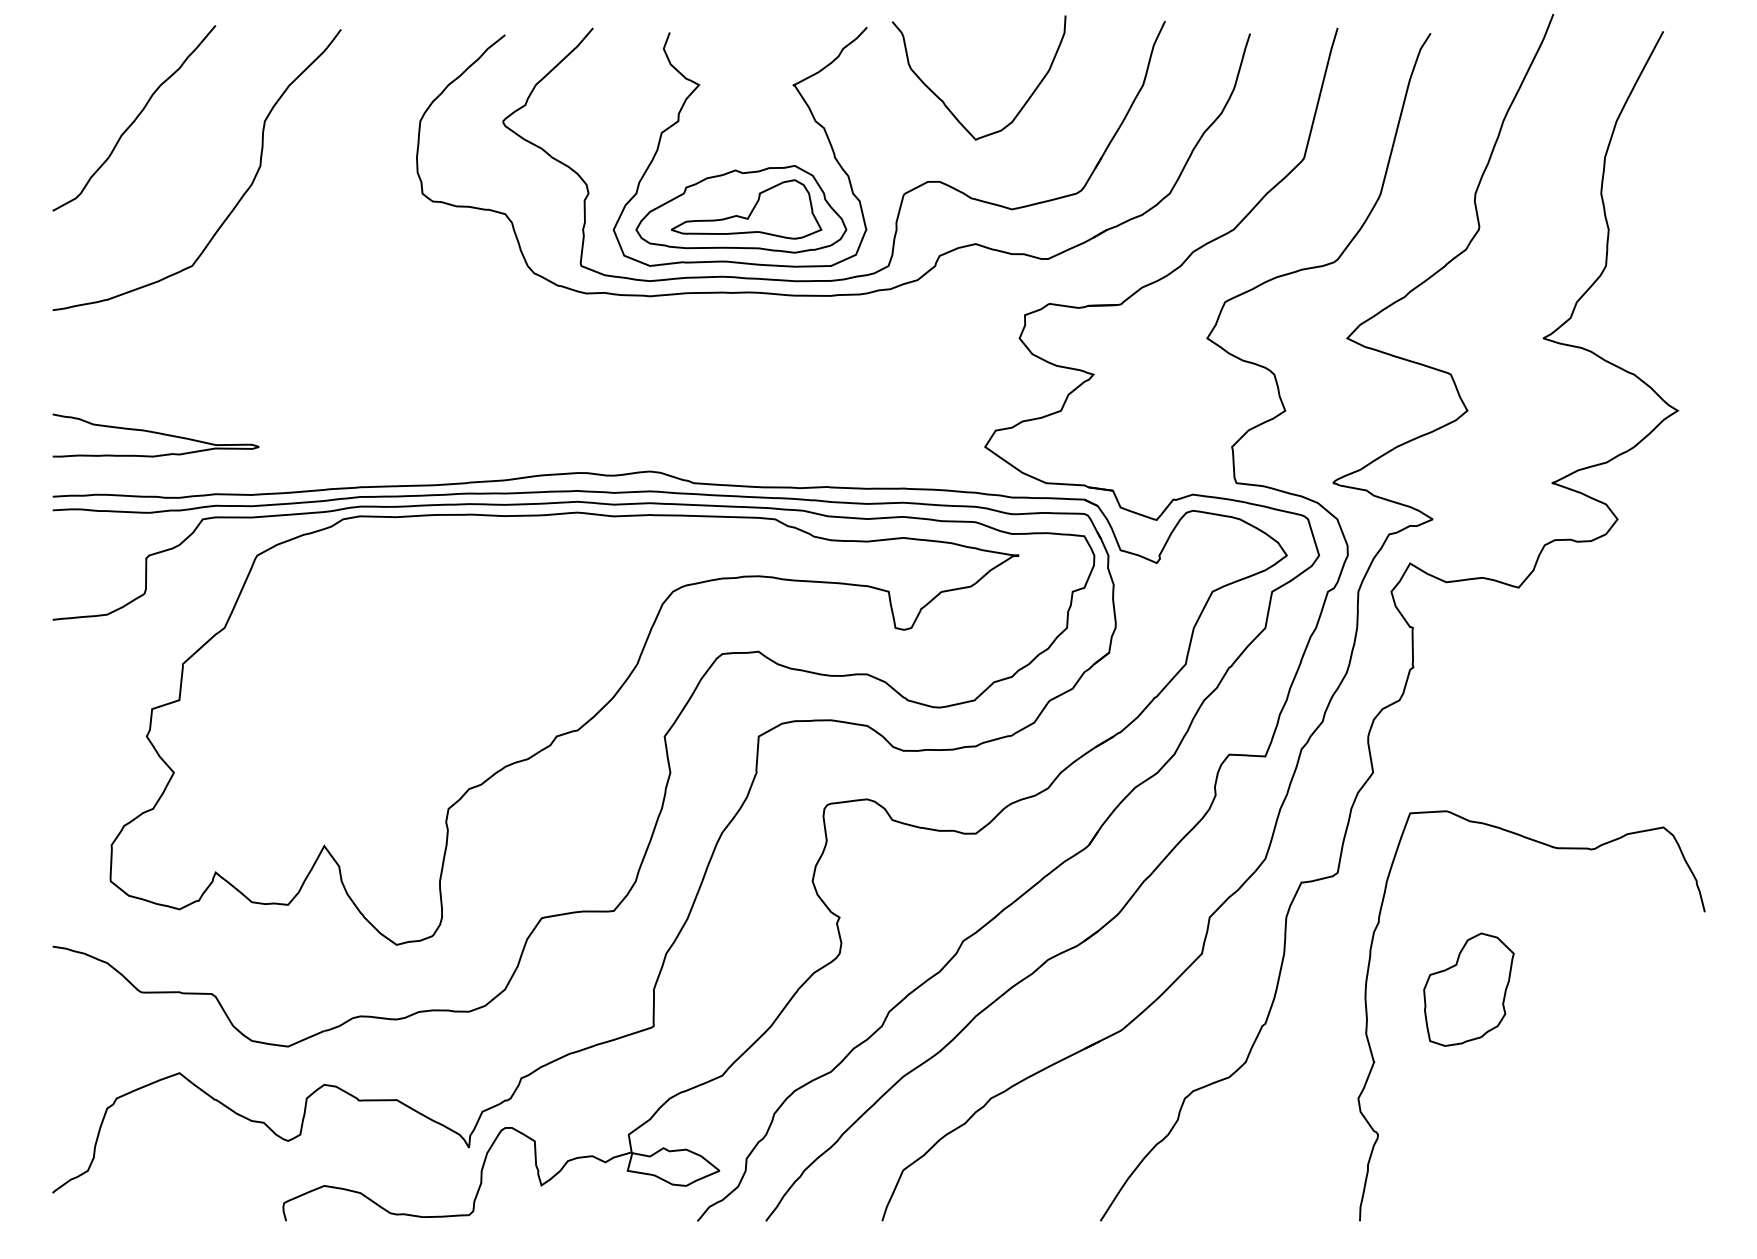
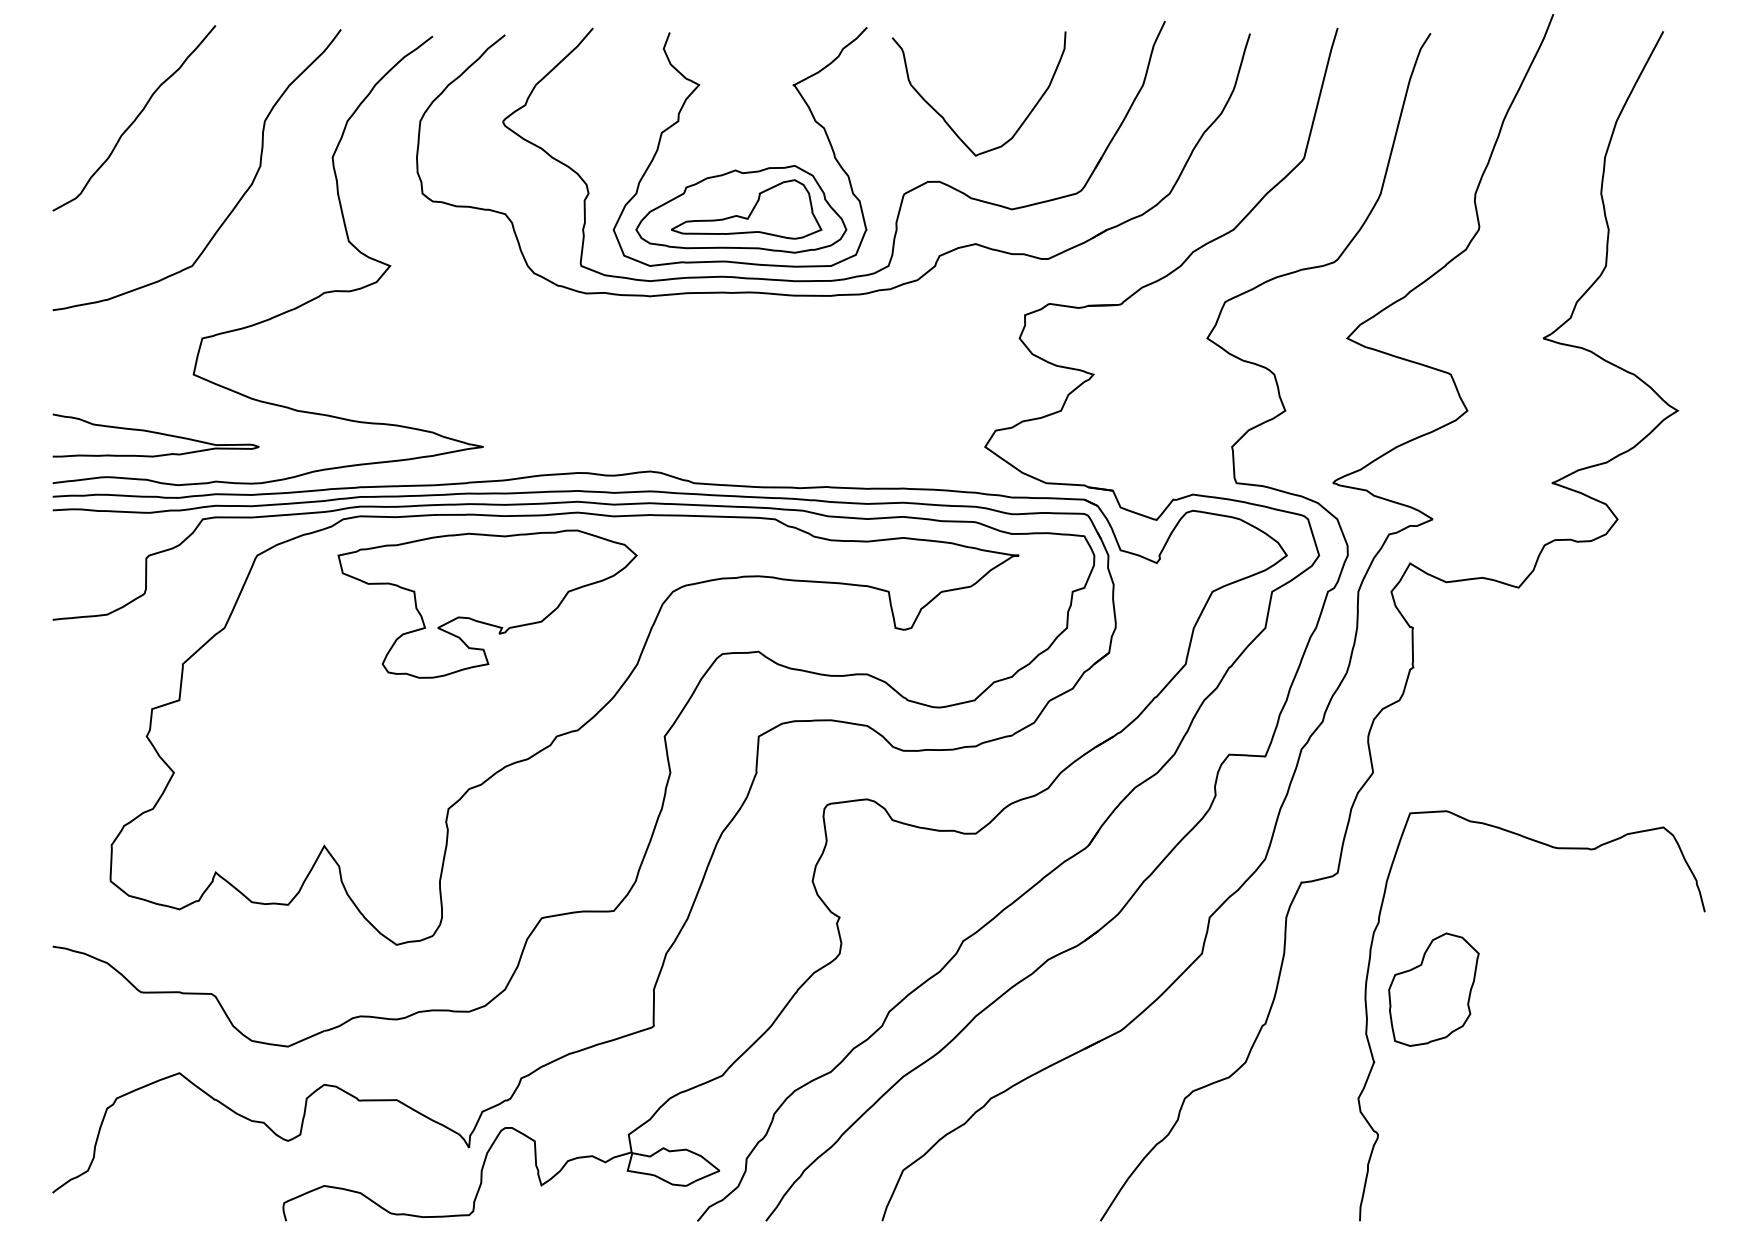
curve position: (943, 100) -> (943, 116) (943, 116)
curve: none -> present (289, 309)
part: none -> present (487, 603)
part position: (1468, 989) -> (1433, 989) (1433, 989)
